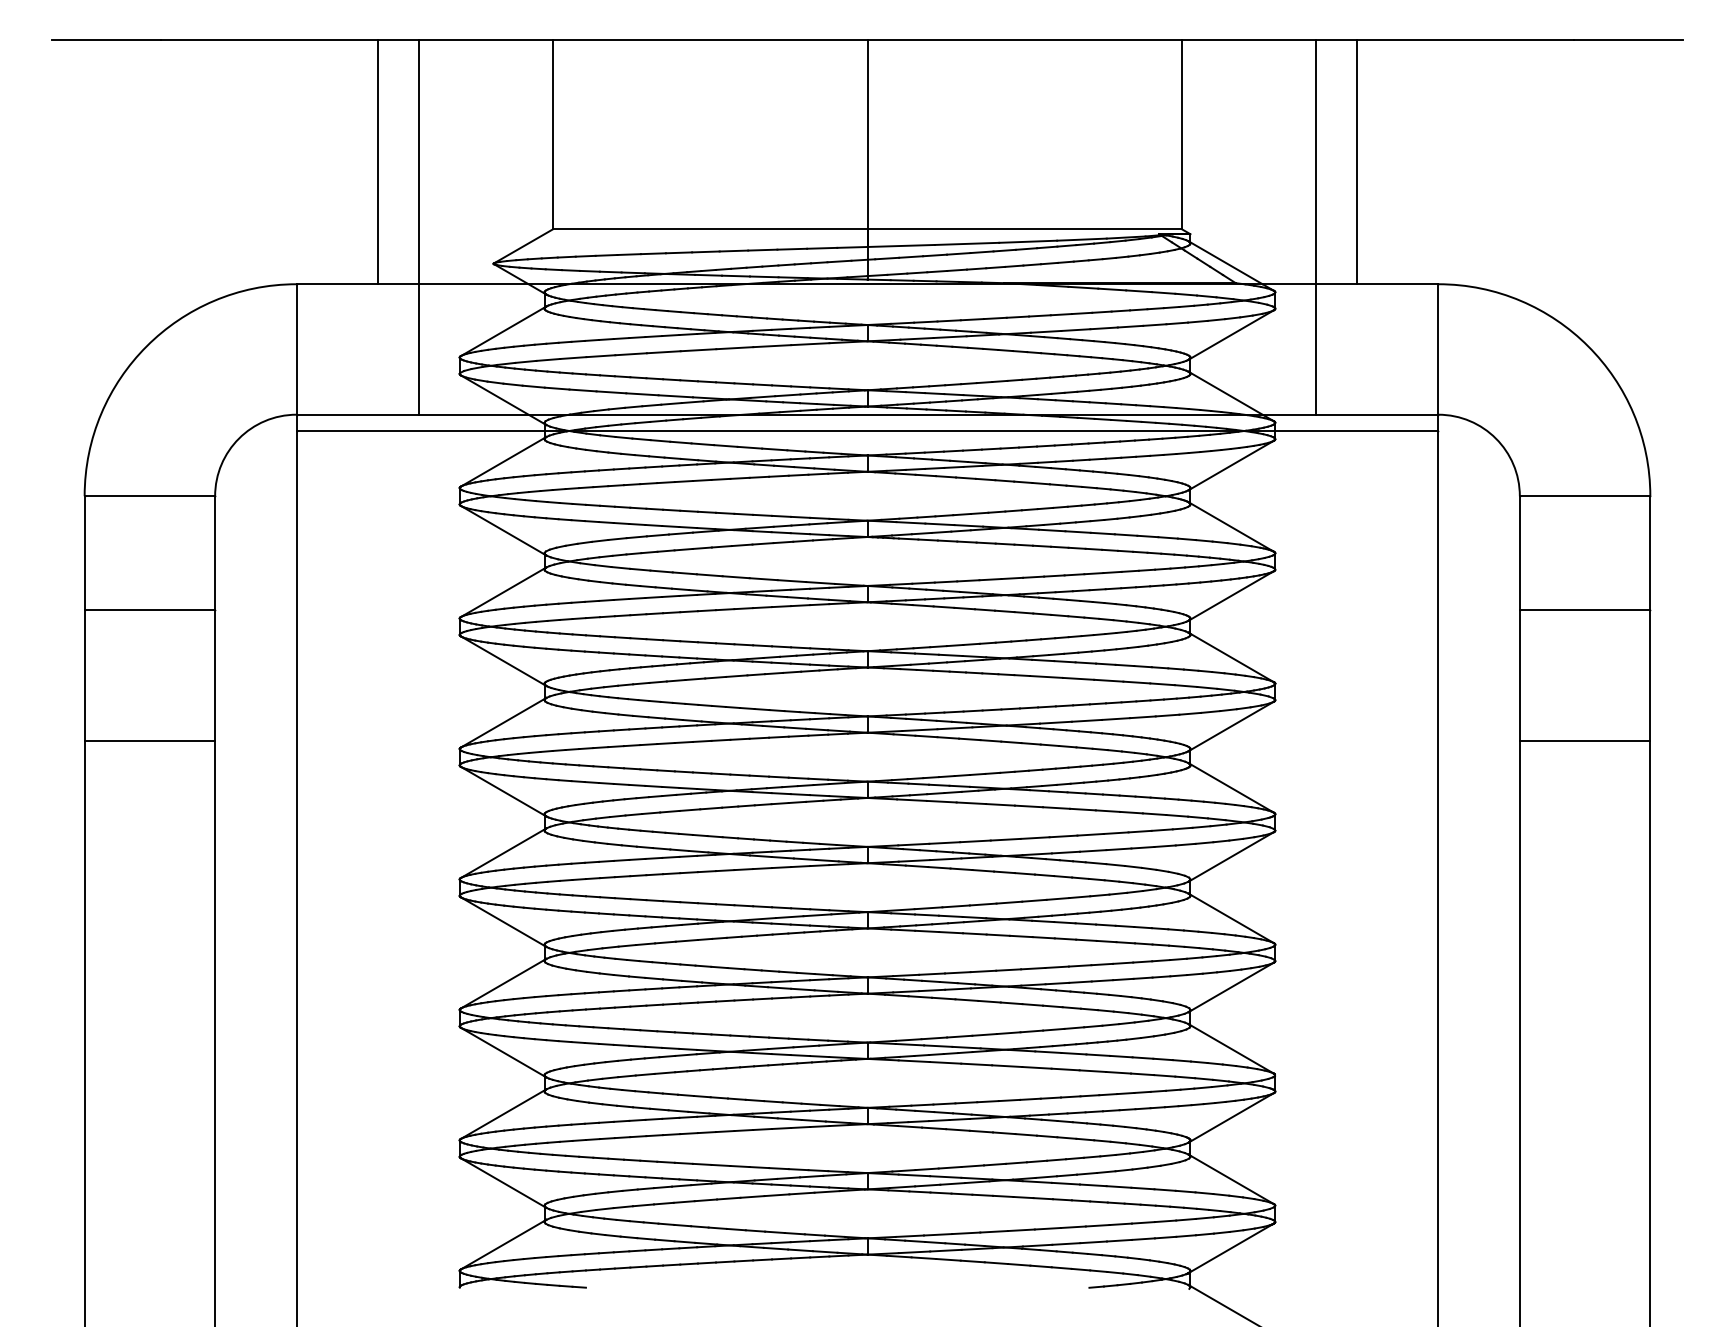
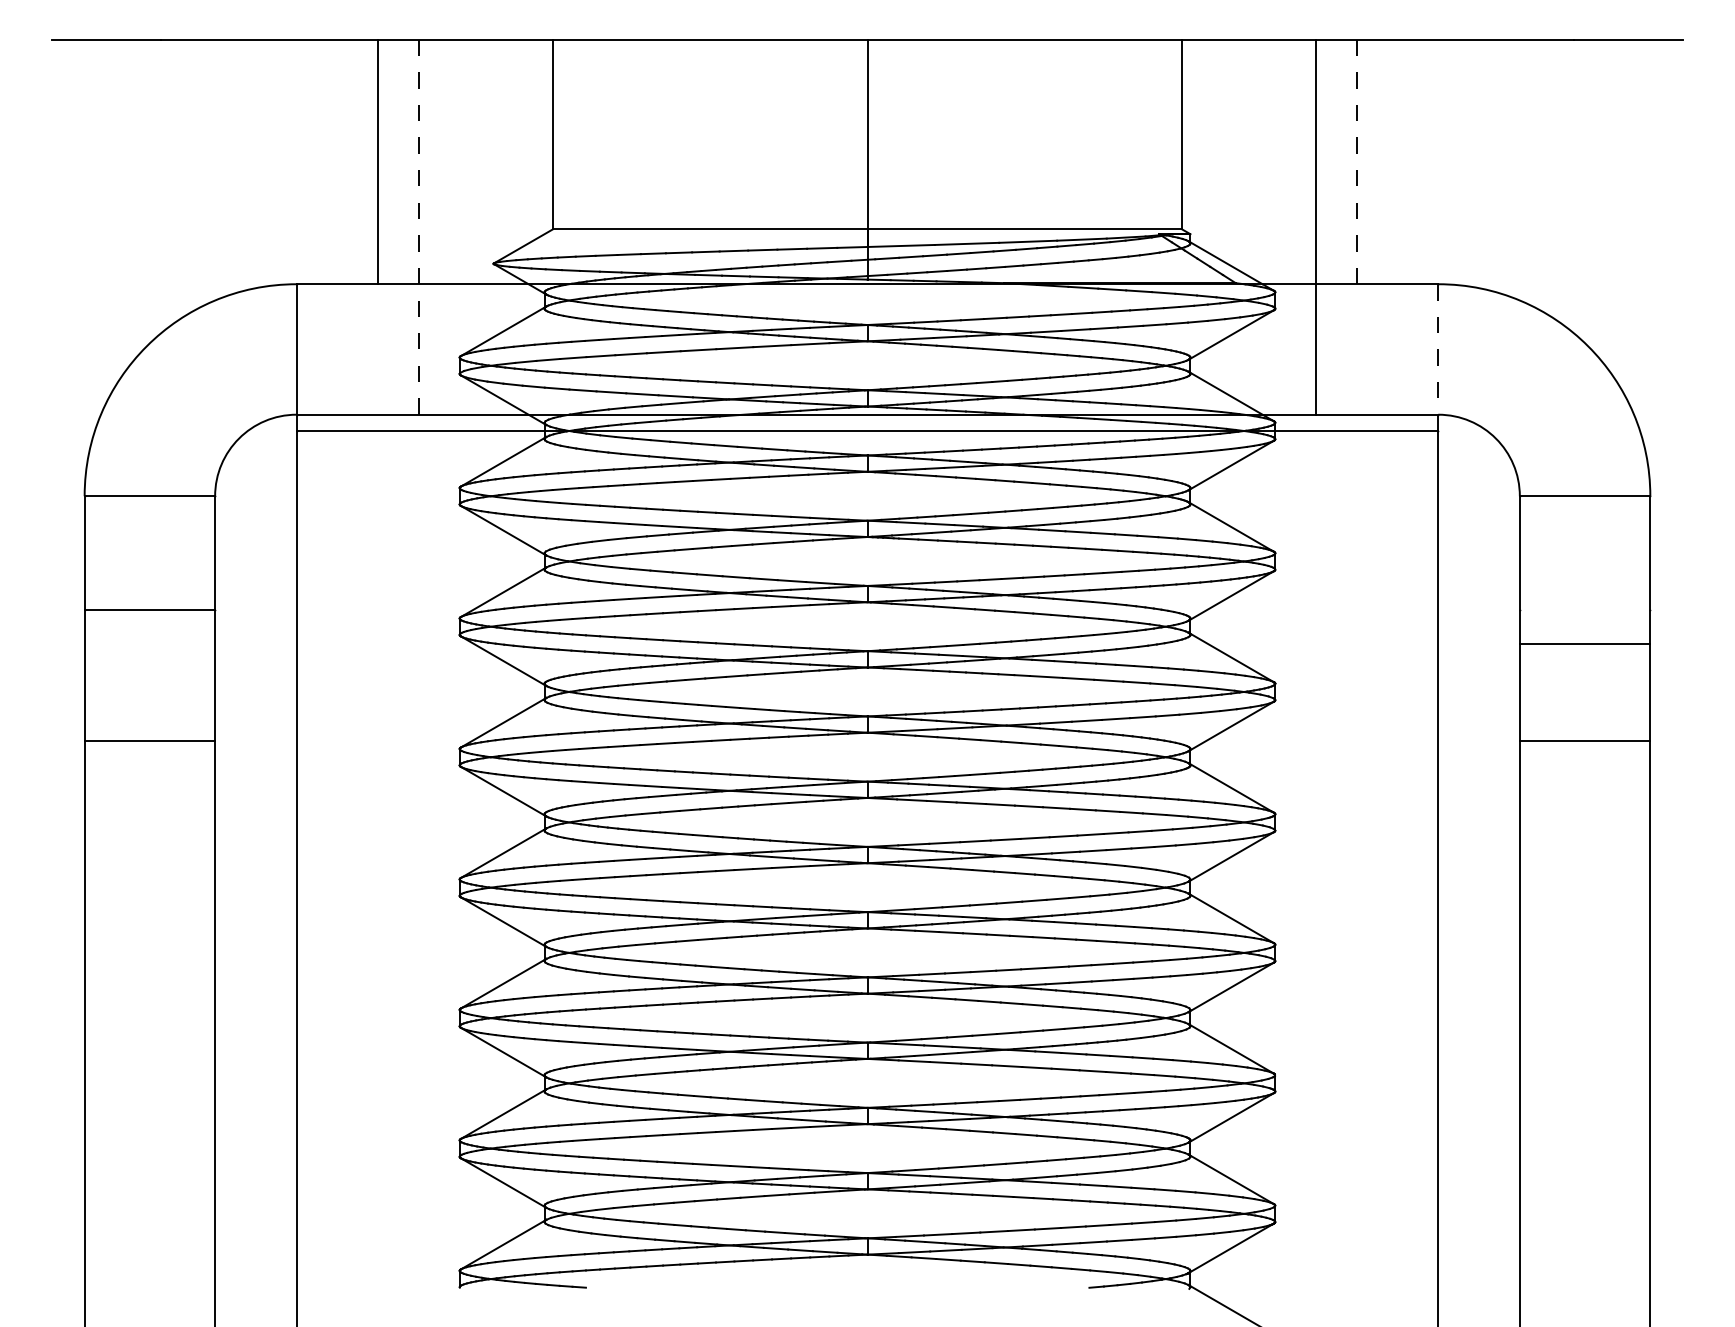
line: solid -> dashed (1356, 162)
line: solid -> dashed (419, 227)
line: solid -> dashed (1438, 358)
line position: (1584, 610) -> (1584, 644) (1584, 644)
